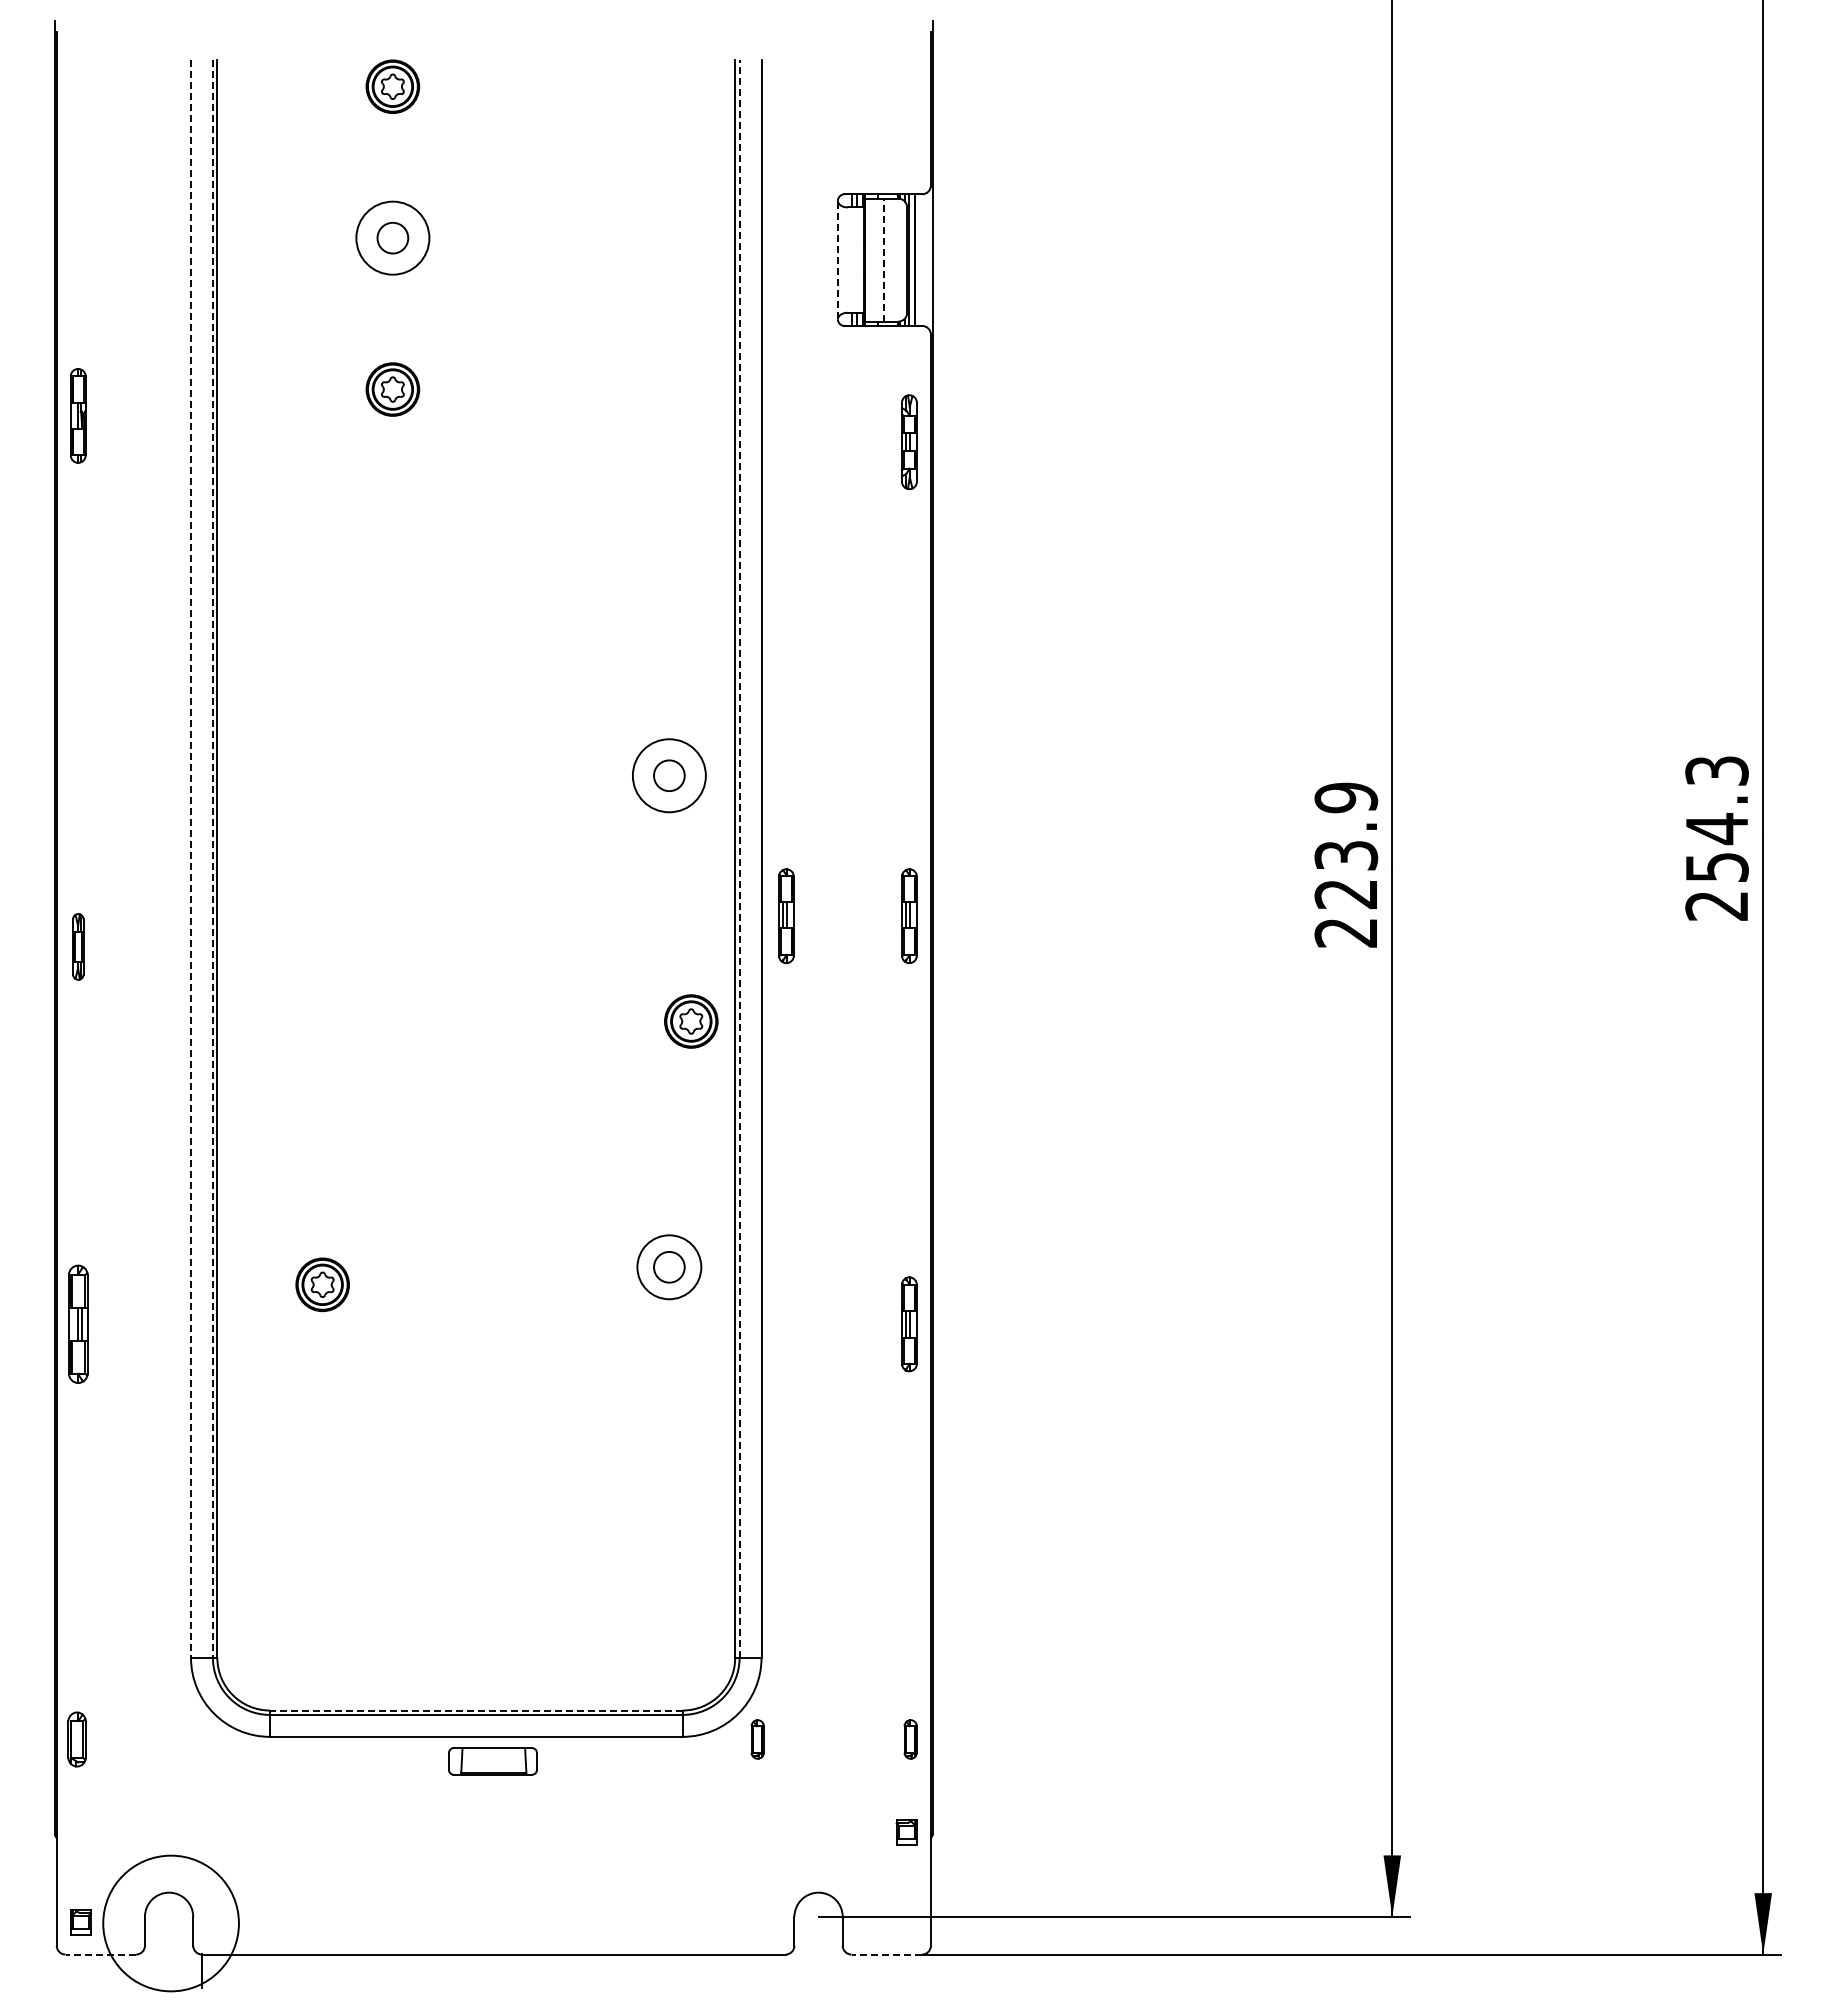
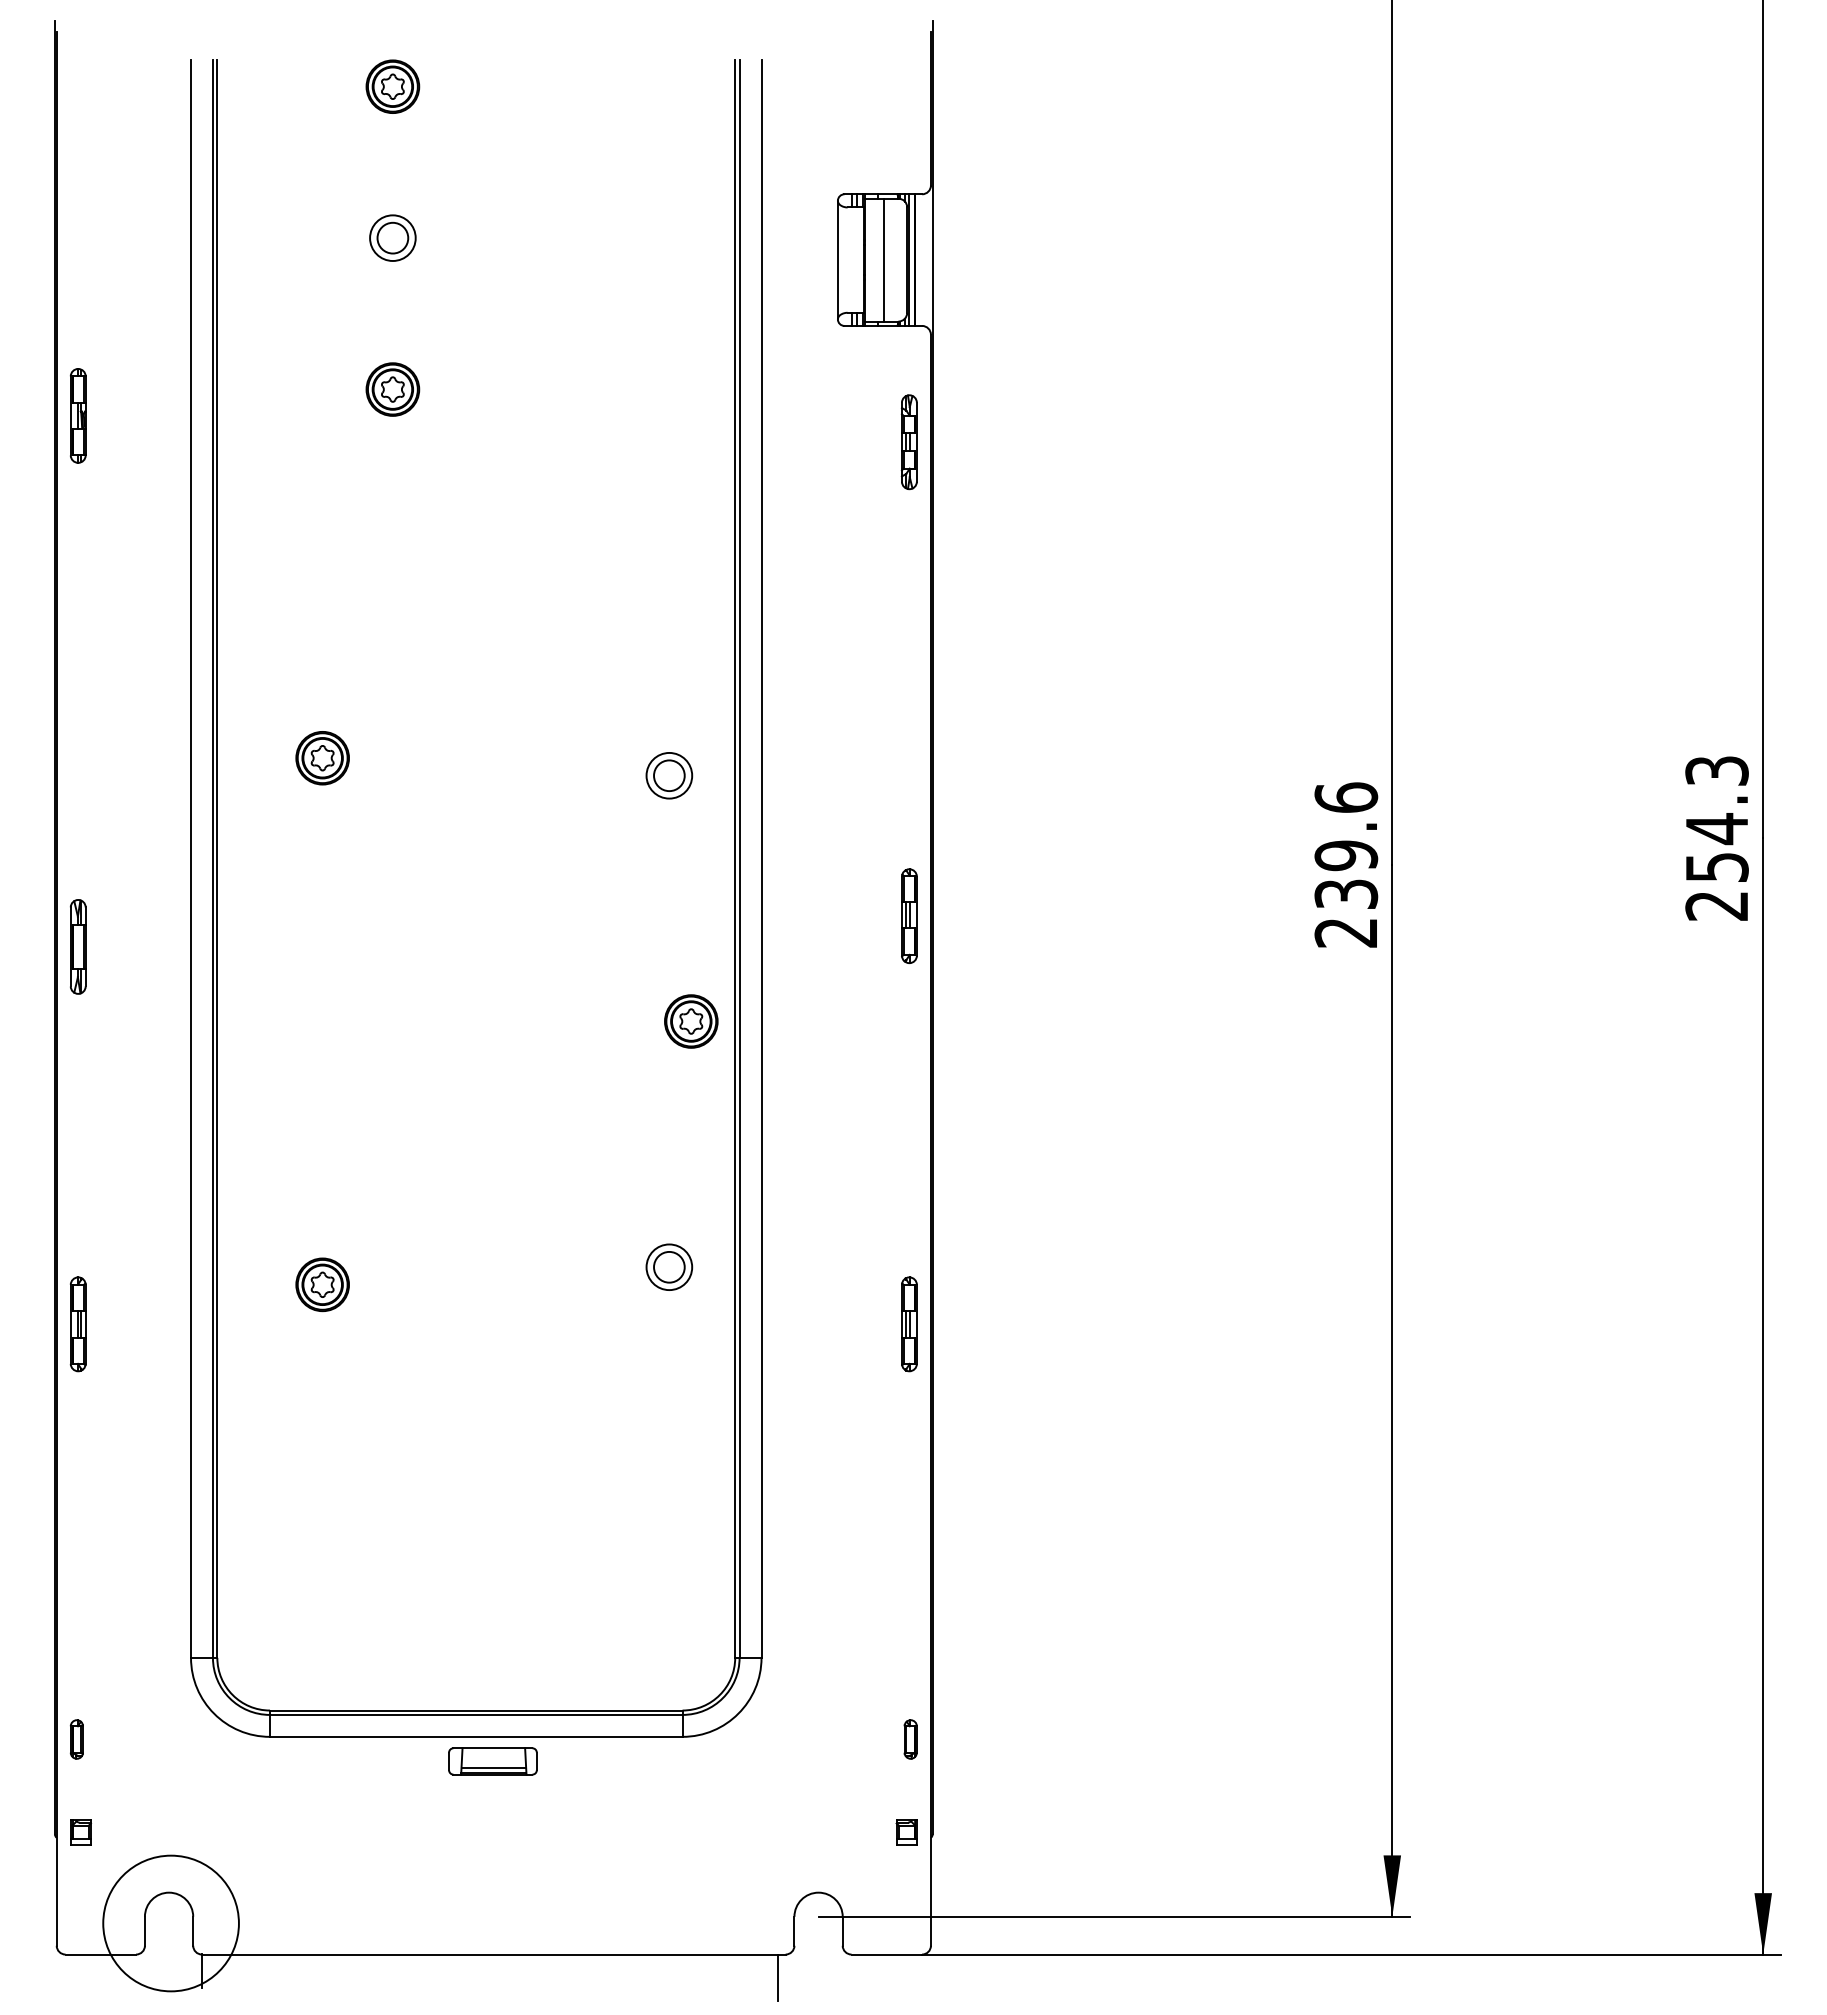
circle diameter: 73 px -> 46 px (392, 238)
line: dashed -> solid (837, 259)
line: dashed -> solid (883, 259)
part: none -> present (322, 758)
circle diameter: 73 px -> 46 px (669, 775)
text: 223.9 -> 239.6 (1346, 845)
line: dashed -> solid (191, 859)
line: dashed -> solid (212, 859)
line: dashed -> solid (739, 859)
part: present -> none (786, 915)
part size: 13x68 px -> 17x96 px (78, 946)
circle diameter: 64 px -> 46 px (669, 1267)
part size: 21x120 px -> 18x97 px (77, 1324)
line: dashed -> solid (475, 1710)
part size: 20x57 px -> 15x41 px (76, 1739)
part: present -> none (757, 1739)
line: none -> present (493, 1768)
part position: (80, 1922) -> (80, 1832) (80, 1832)
line: dashed -> solid (100, 1954)
line: dashed -> solid (886, 1954)
line: none -> present (778, 1977)
